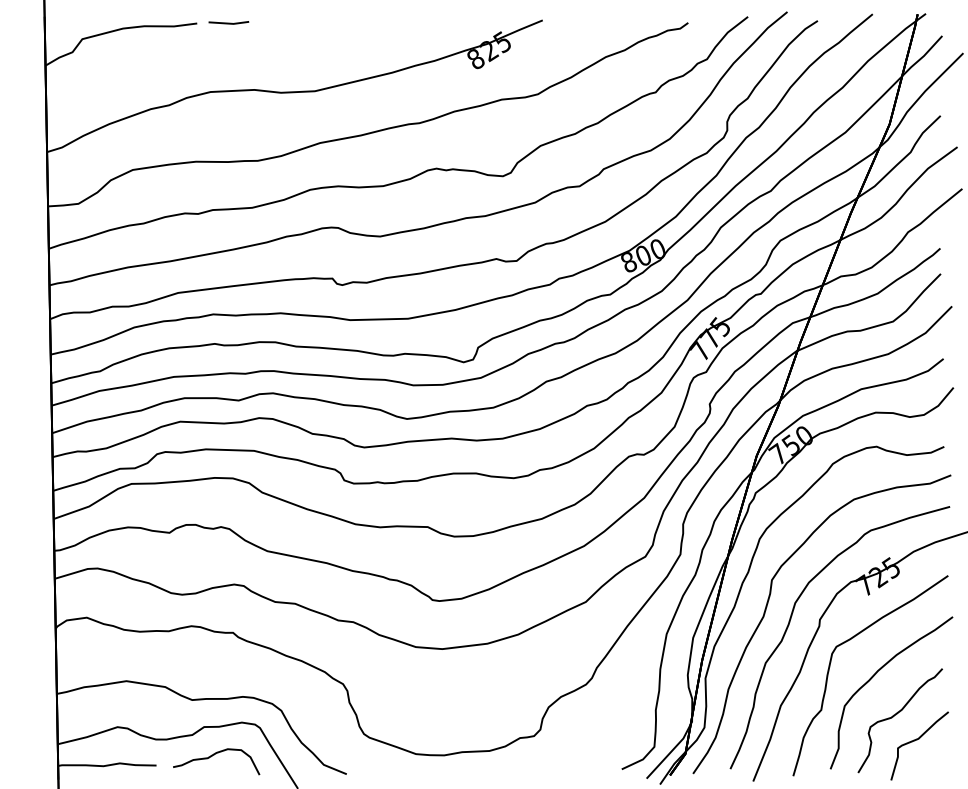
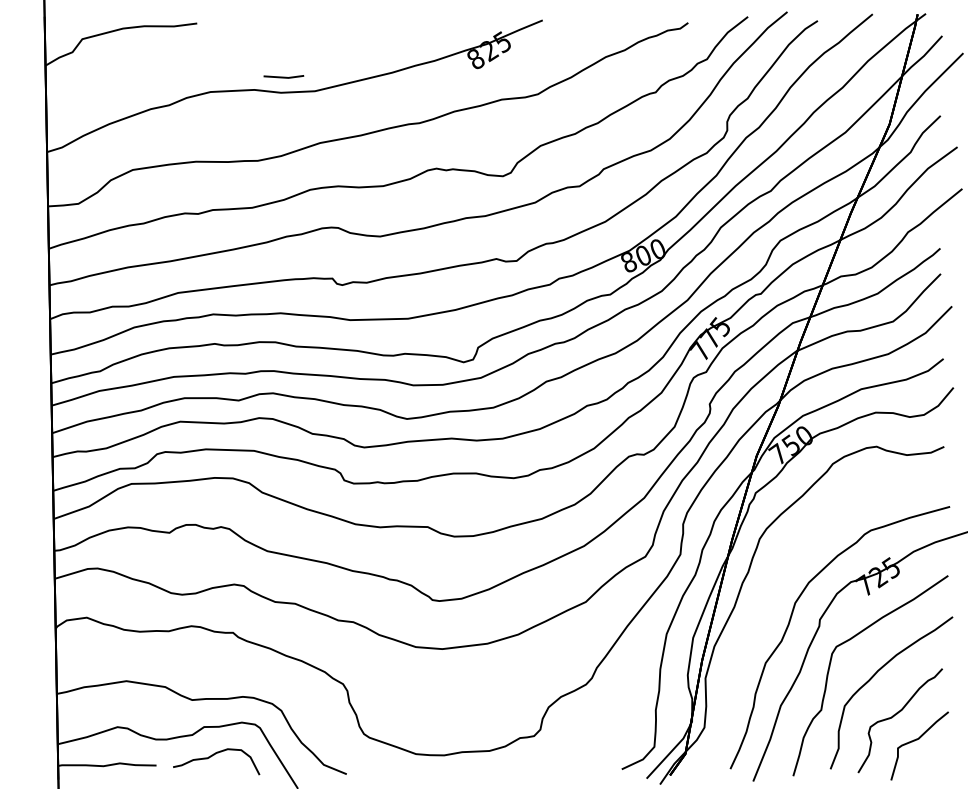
line position: (228, 22) -> (283, 76) (283, 76)
part: present -> none (767, 607)
